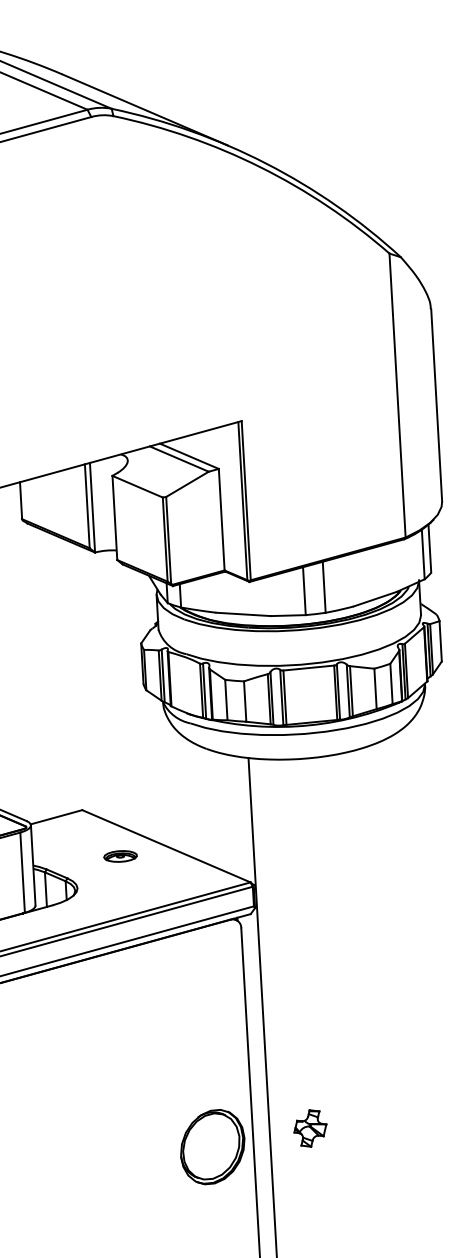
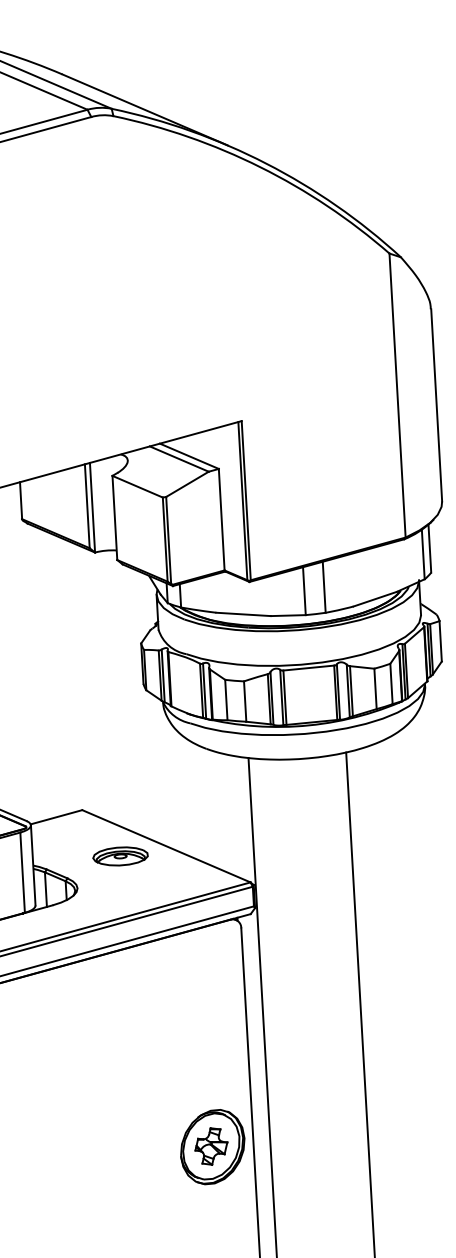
part size: 35x13 px -> 57x21 px (120, 856)
line: none -> present (360, 1003)
part position: (310, 1128) -> (211, 1146) (211, 1146)
